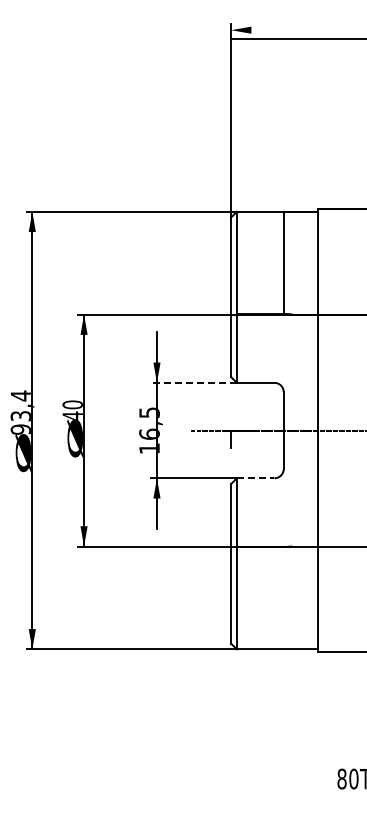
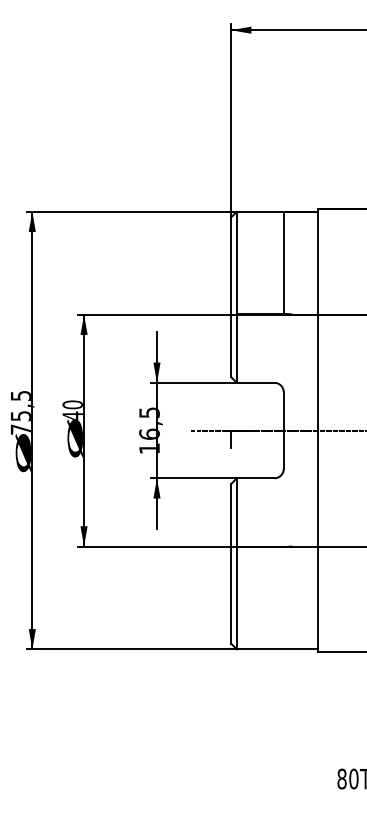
line position: (297, 39) -> (297, 30) (297, 30)
line: dashed -> solid (194, 382)
text: 93,4 -> 75,5 (20, 412)
line: dashed -> solid (255, 478)
